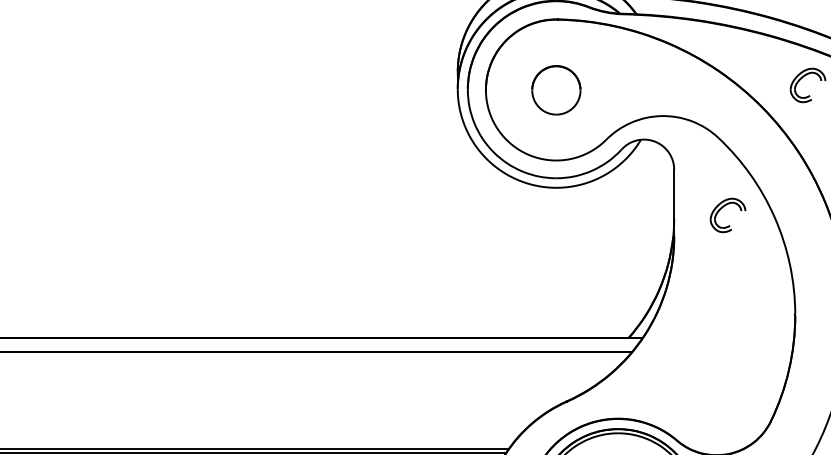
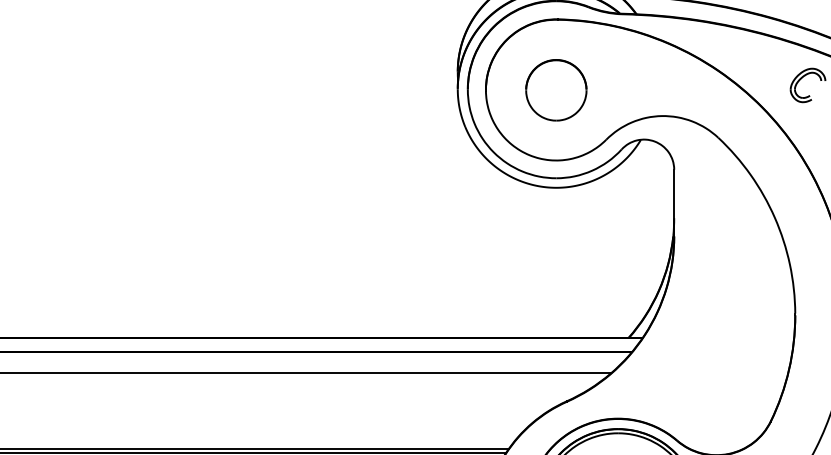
part size: 51x51 px -> 63x63 px (556, 90)
part: present -> none (721, 209)
line: none -> present (306, 372)
